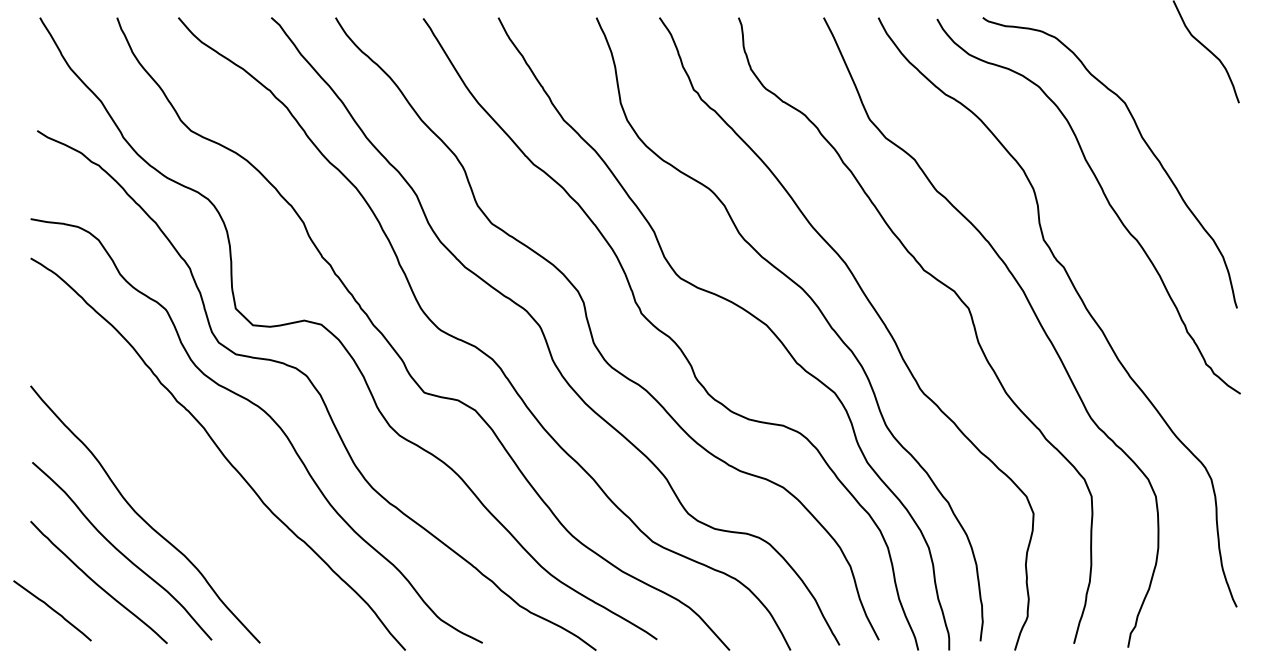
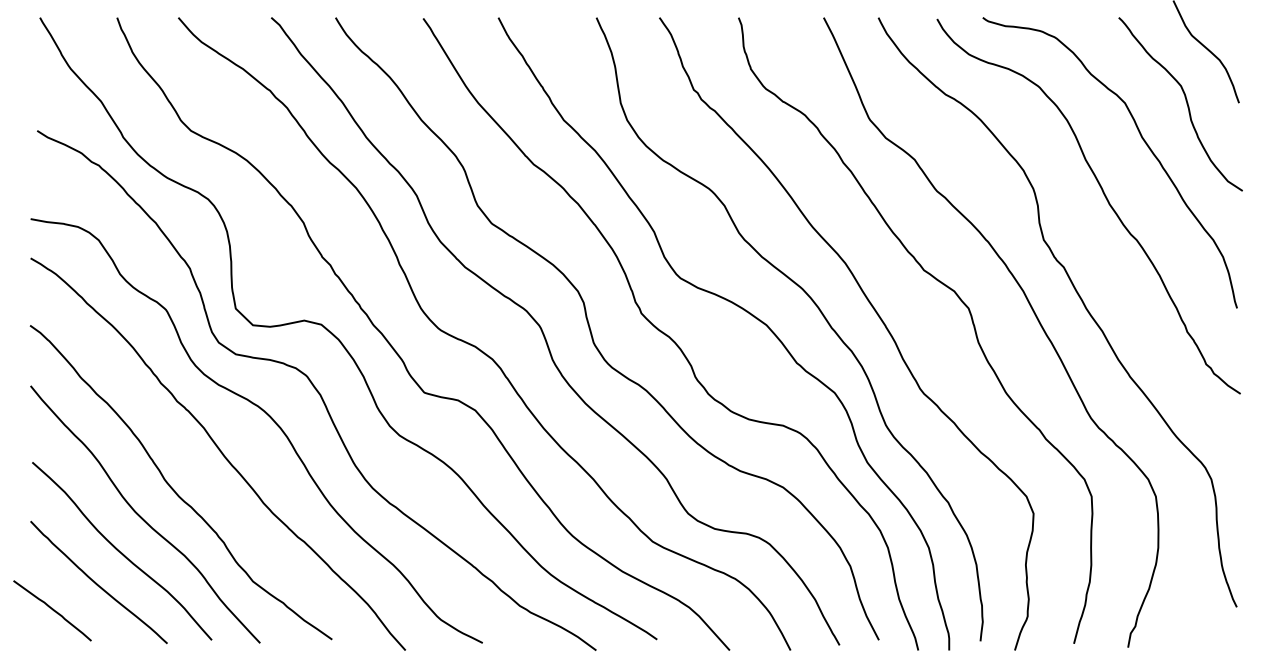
curve: none -> present (1186, 104)
curve: none -> present (173, 488)
